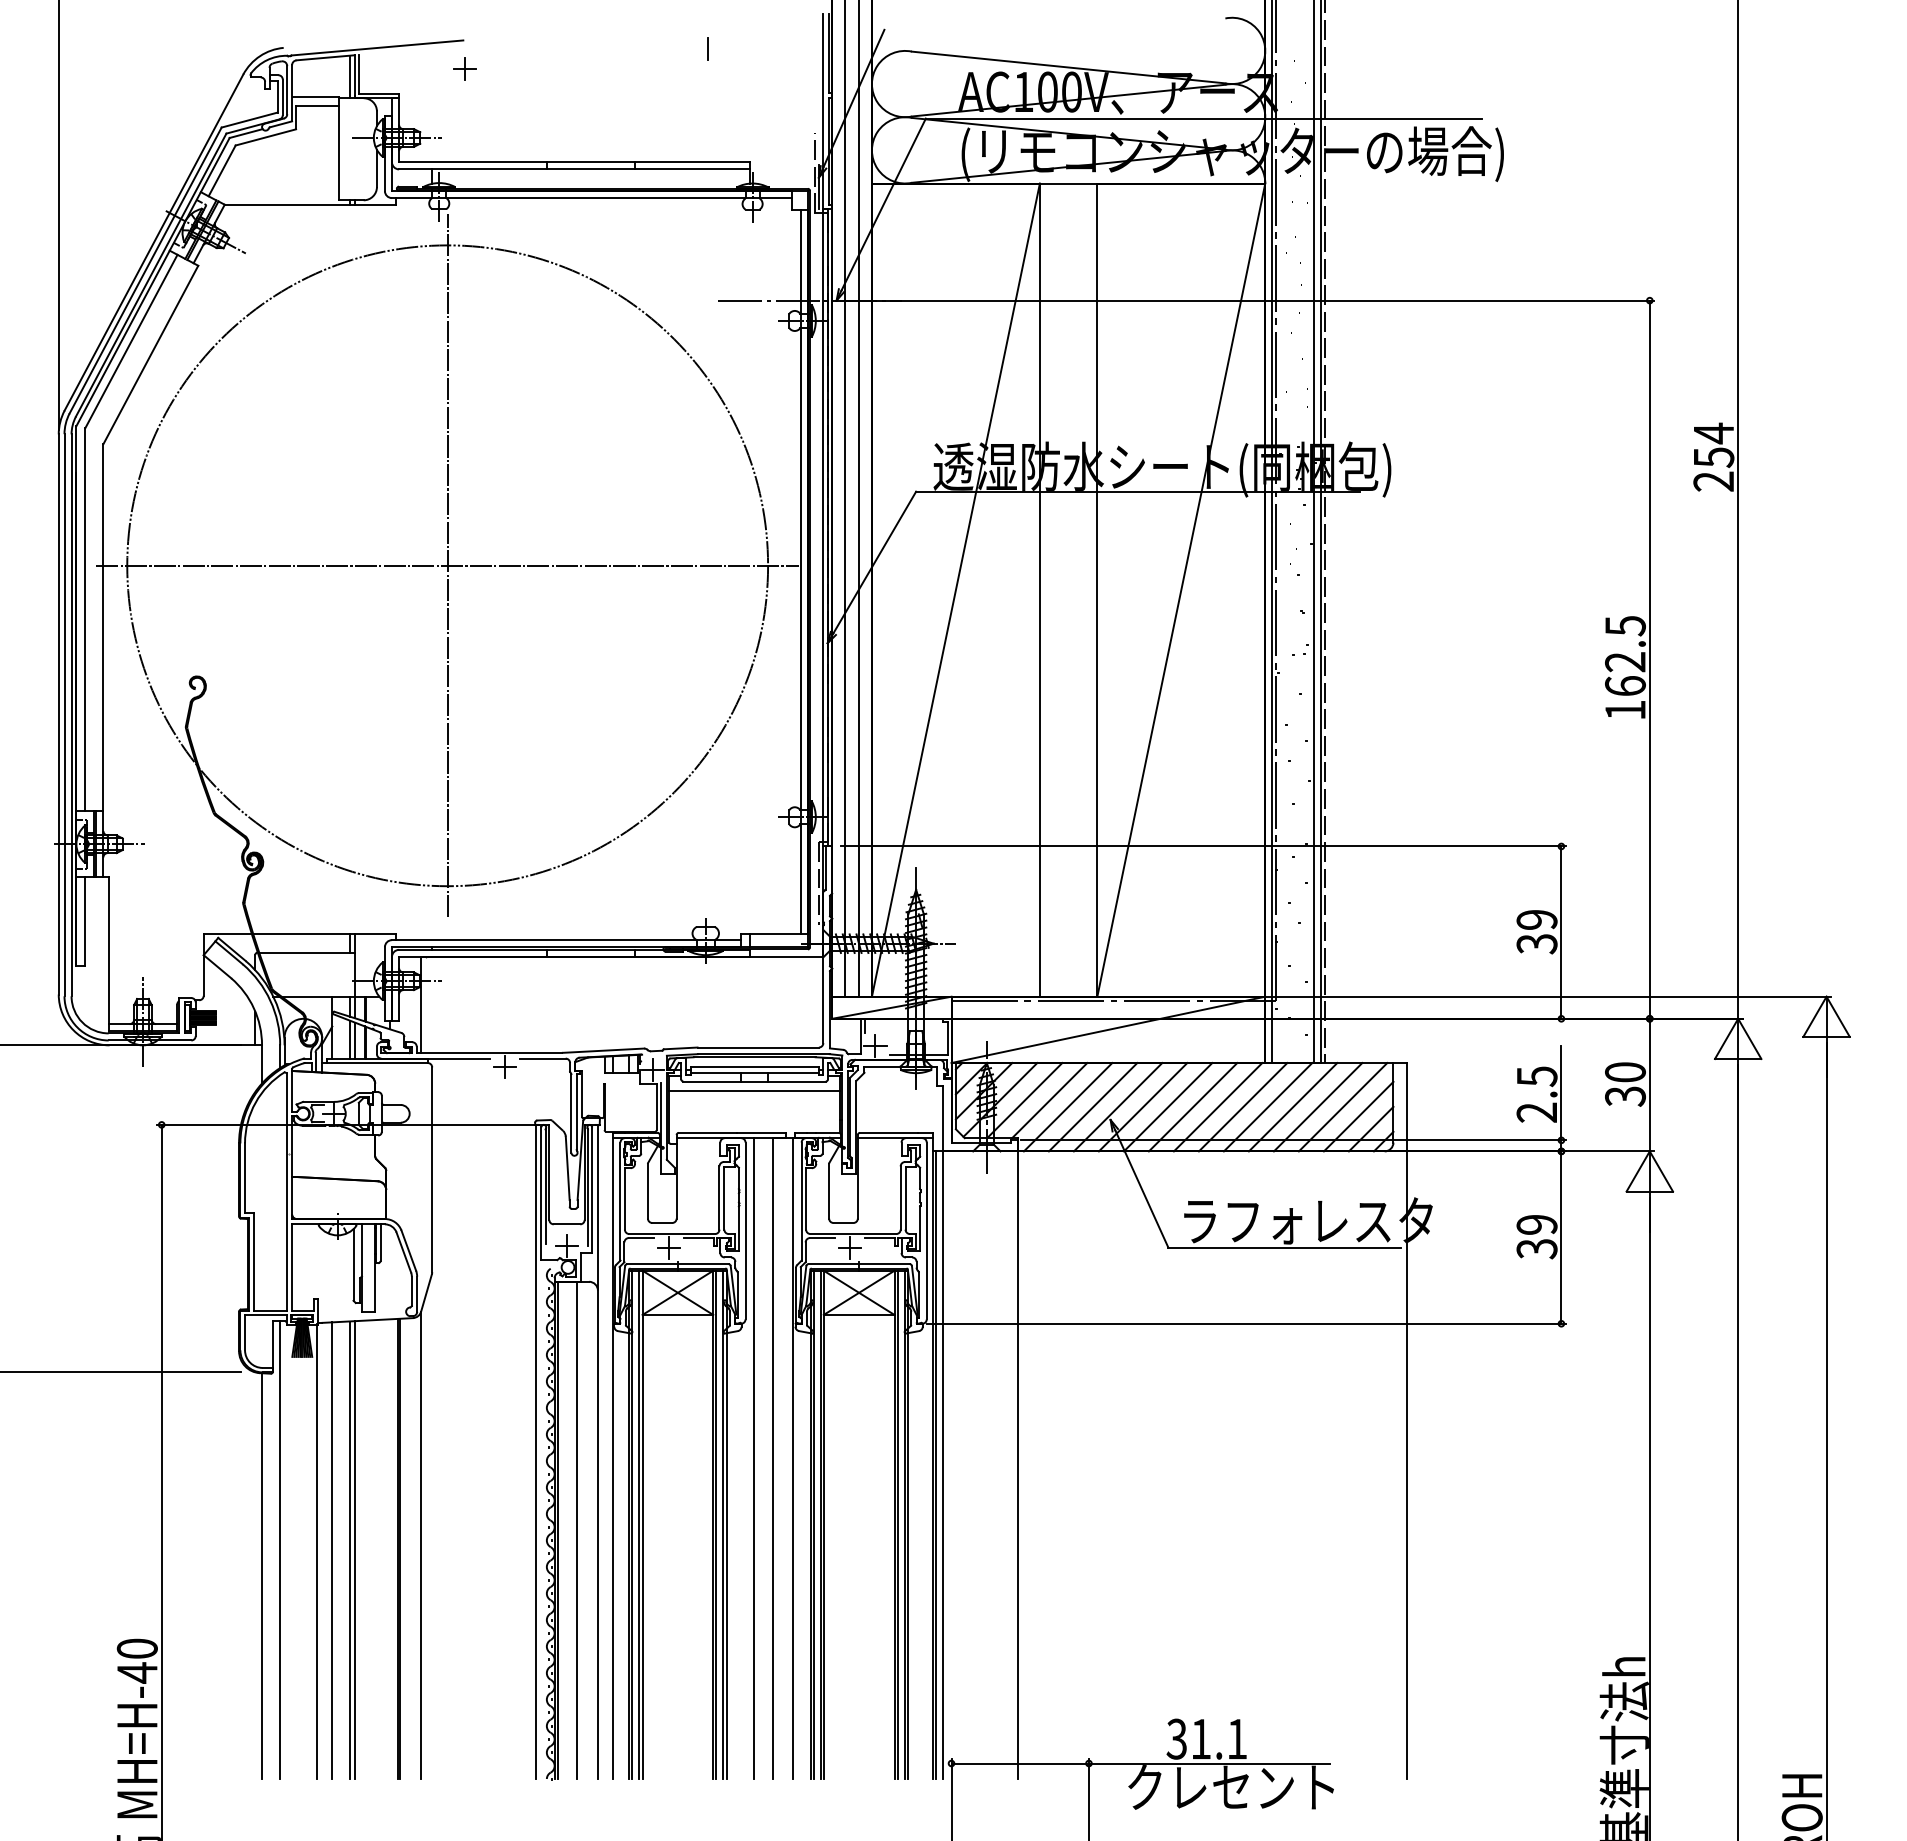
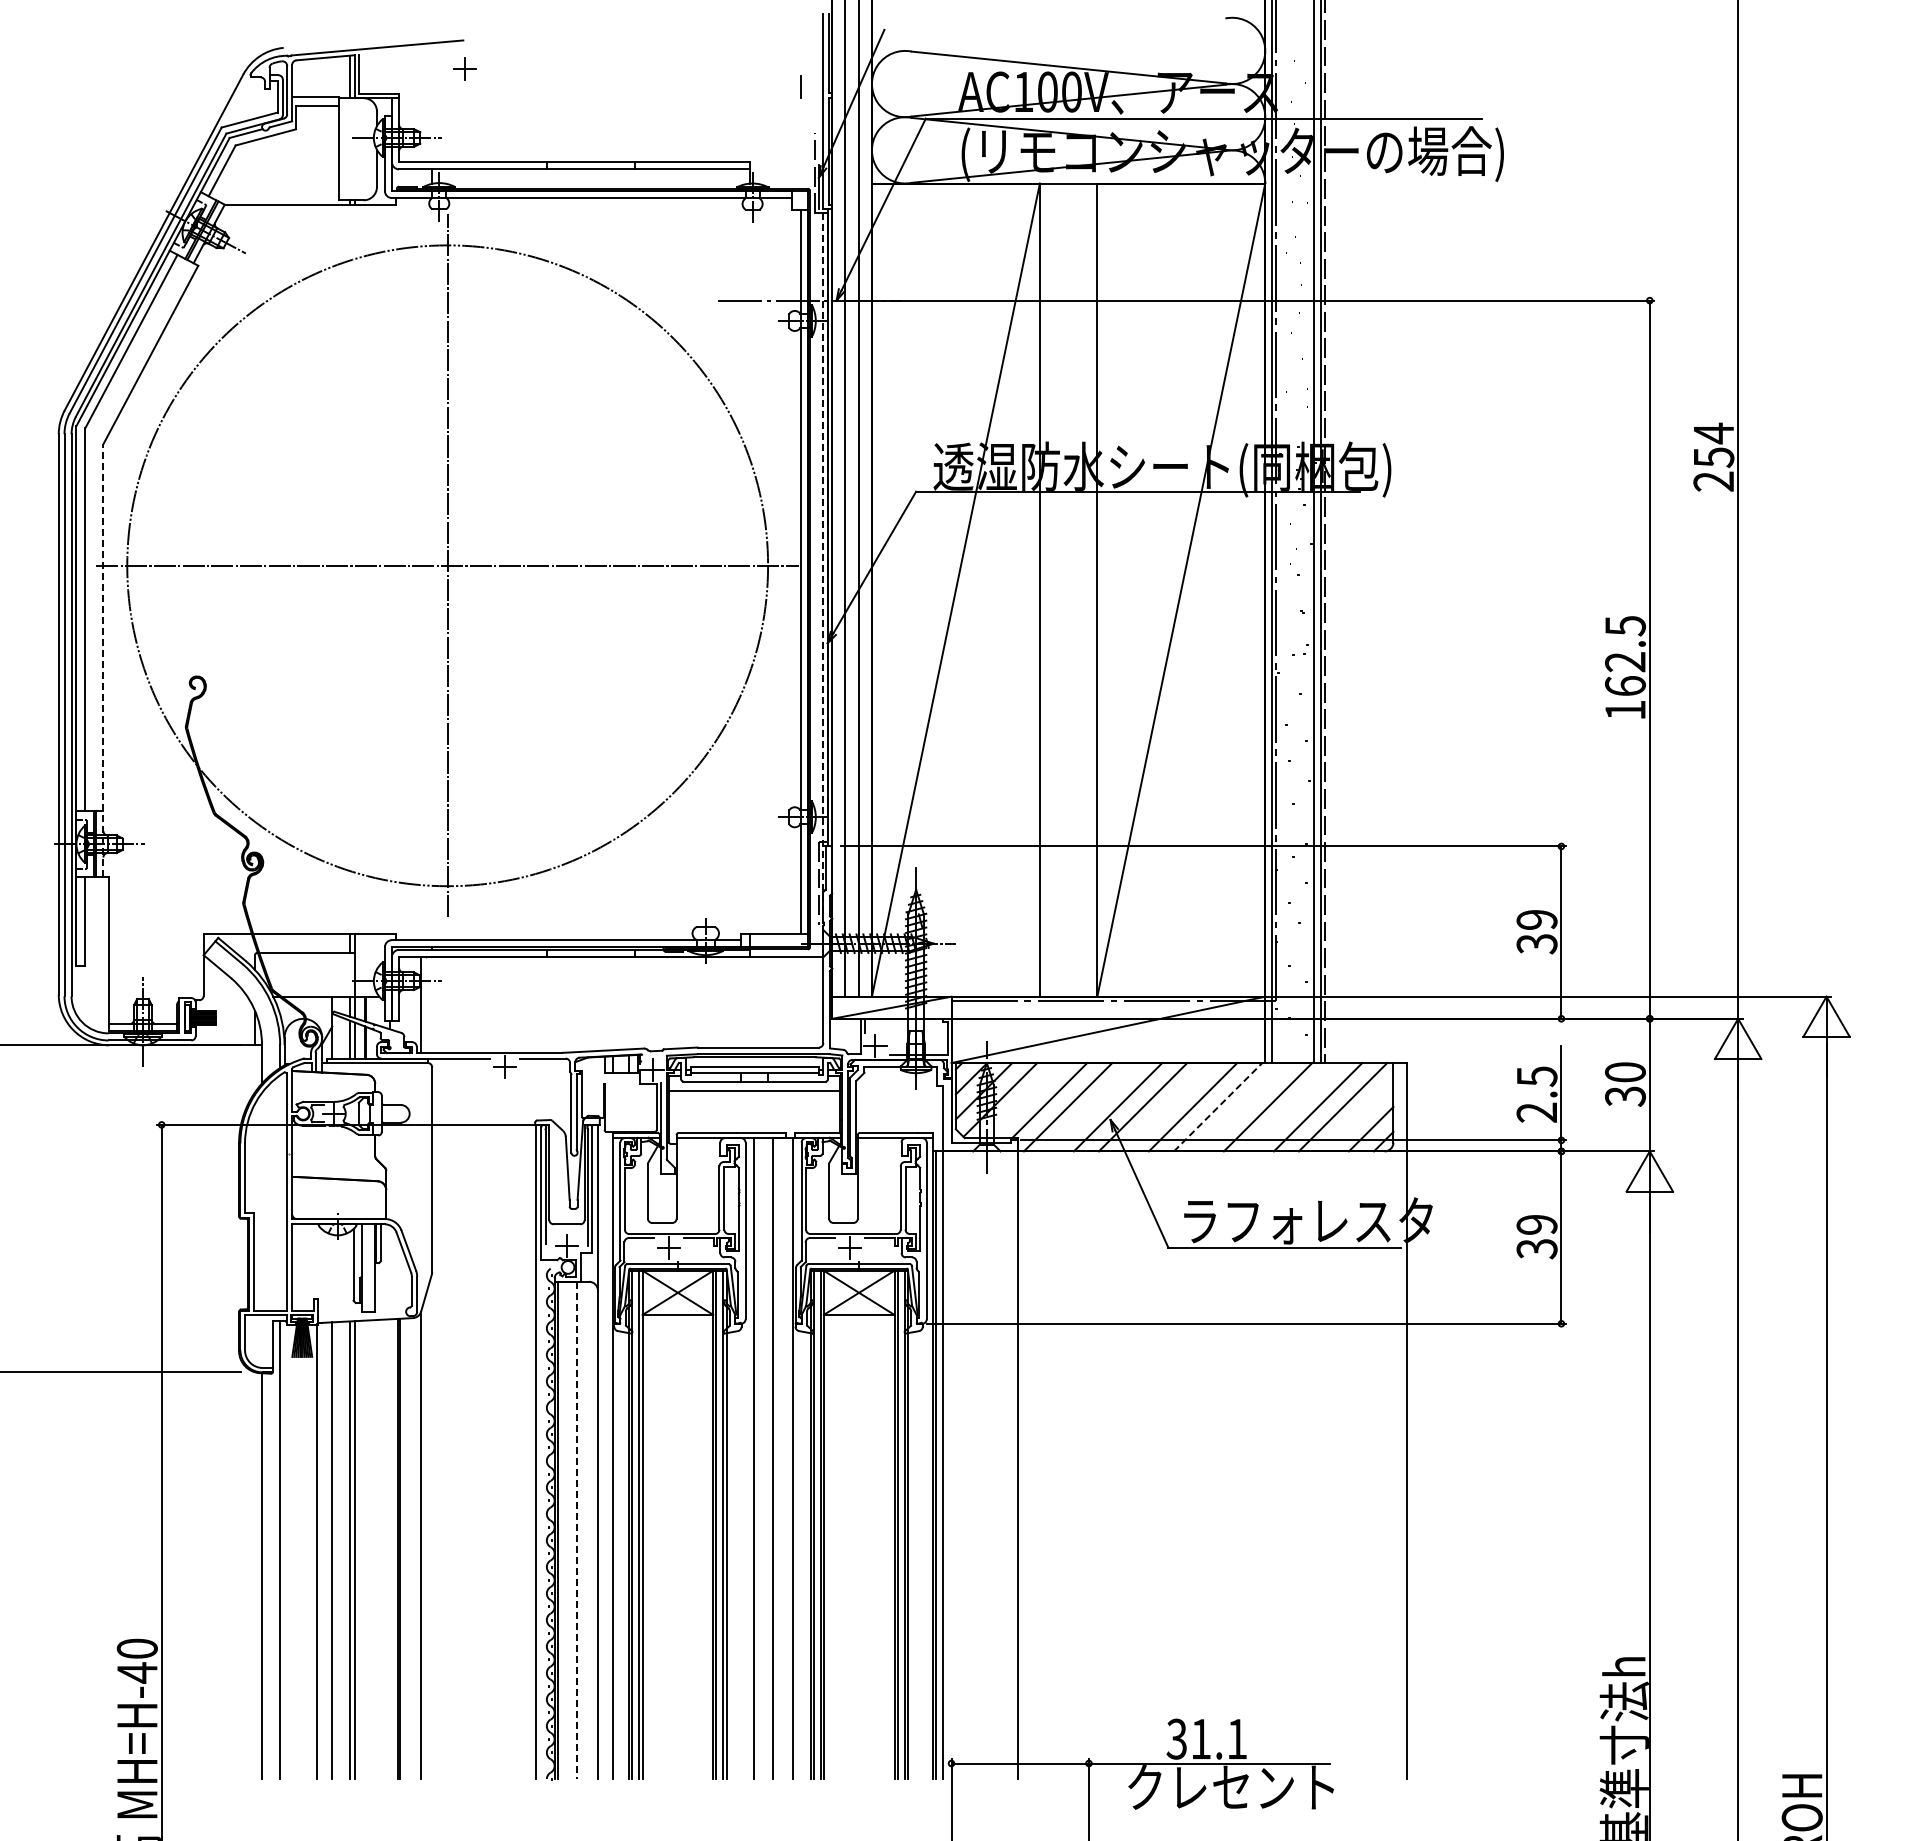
line position: (707, 48) -> (800, 86) (800, 86)
line: present -> none (58, 216)
line: solid -> dashed (823, 582)
line: solid -> dashed (103, 660)
line: present -> none (1024, 1100)
line: present -> none (1092, 1107)
line: present -> none (1167, 1107)
line: solid -> dashed (1218, 1107)
line: present -> none (1242, 1107)
line: present -> none (1292, 1107)
line: present -> none (1358, 1116)
line: solid -> dashed (576, 1530)
